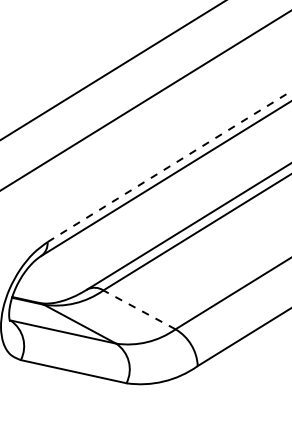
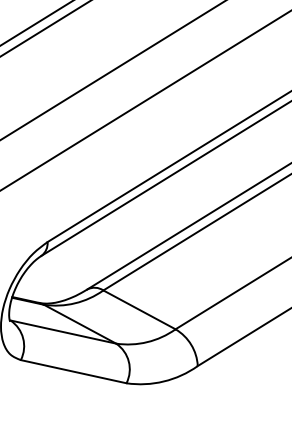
line: none -> present (36, 23)
line: none -> present (45, 28)
line: dashed -> solid (170, 166)
line: dashed -> solid (139, 309)
